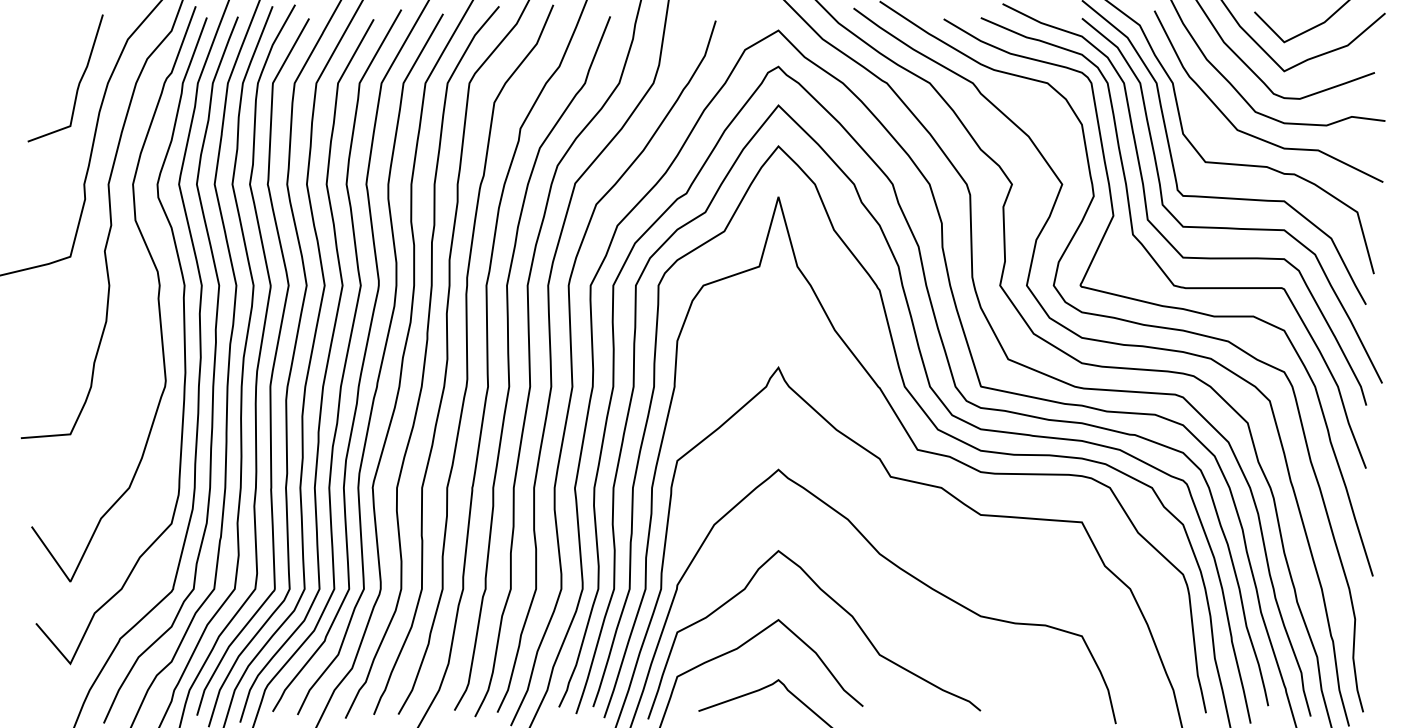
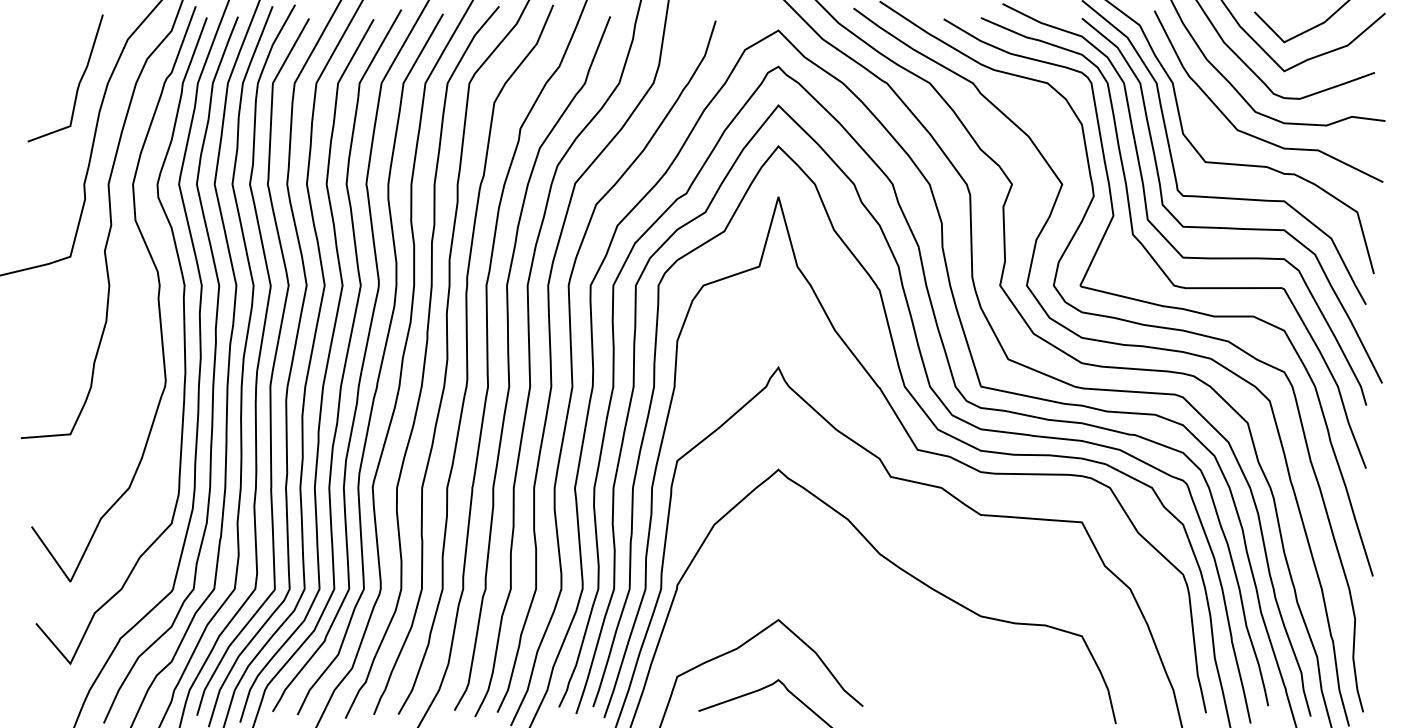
curve: present -> none (835, 603)
